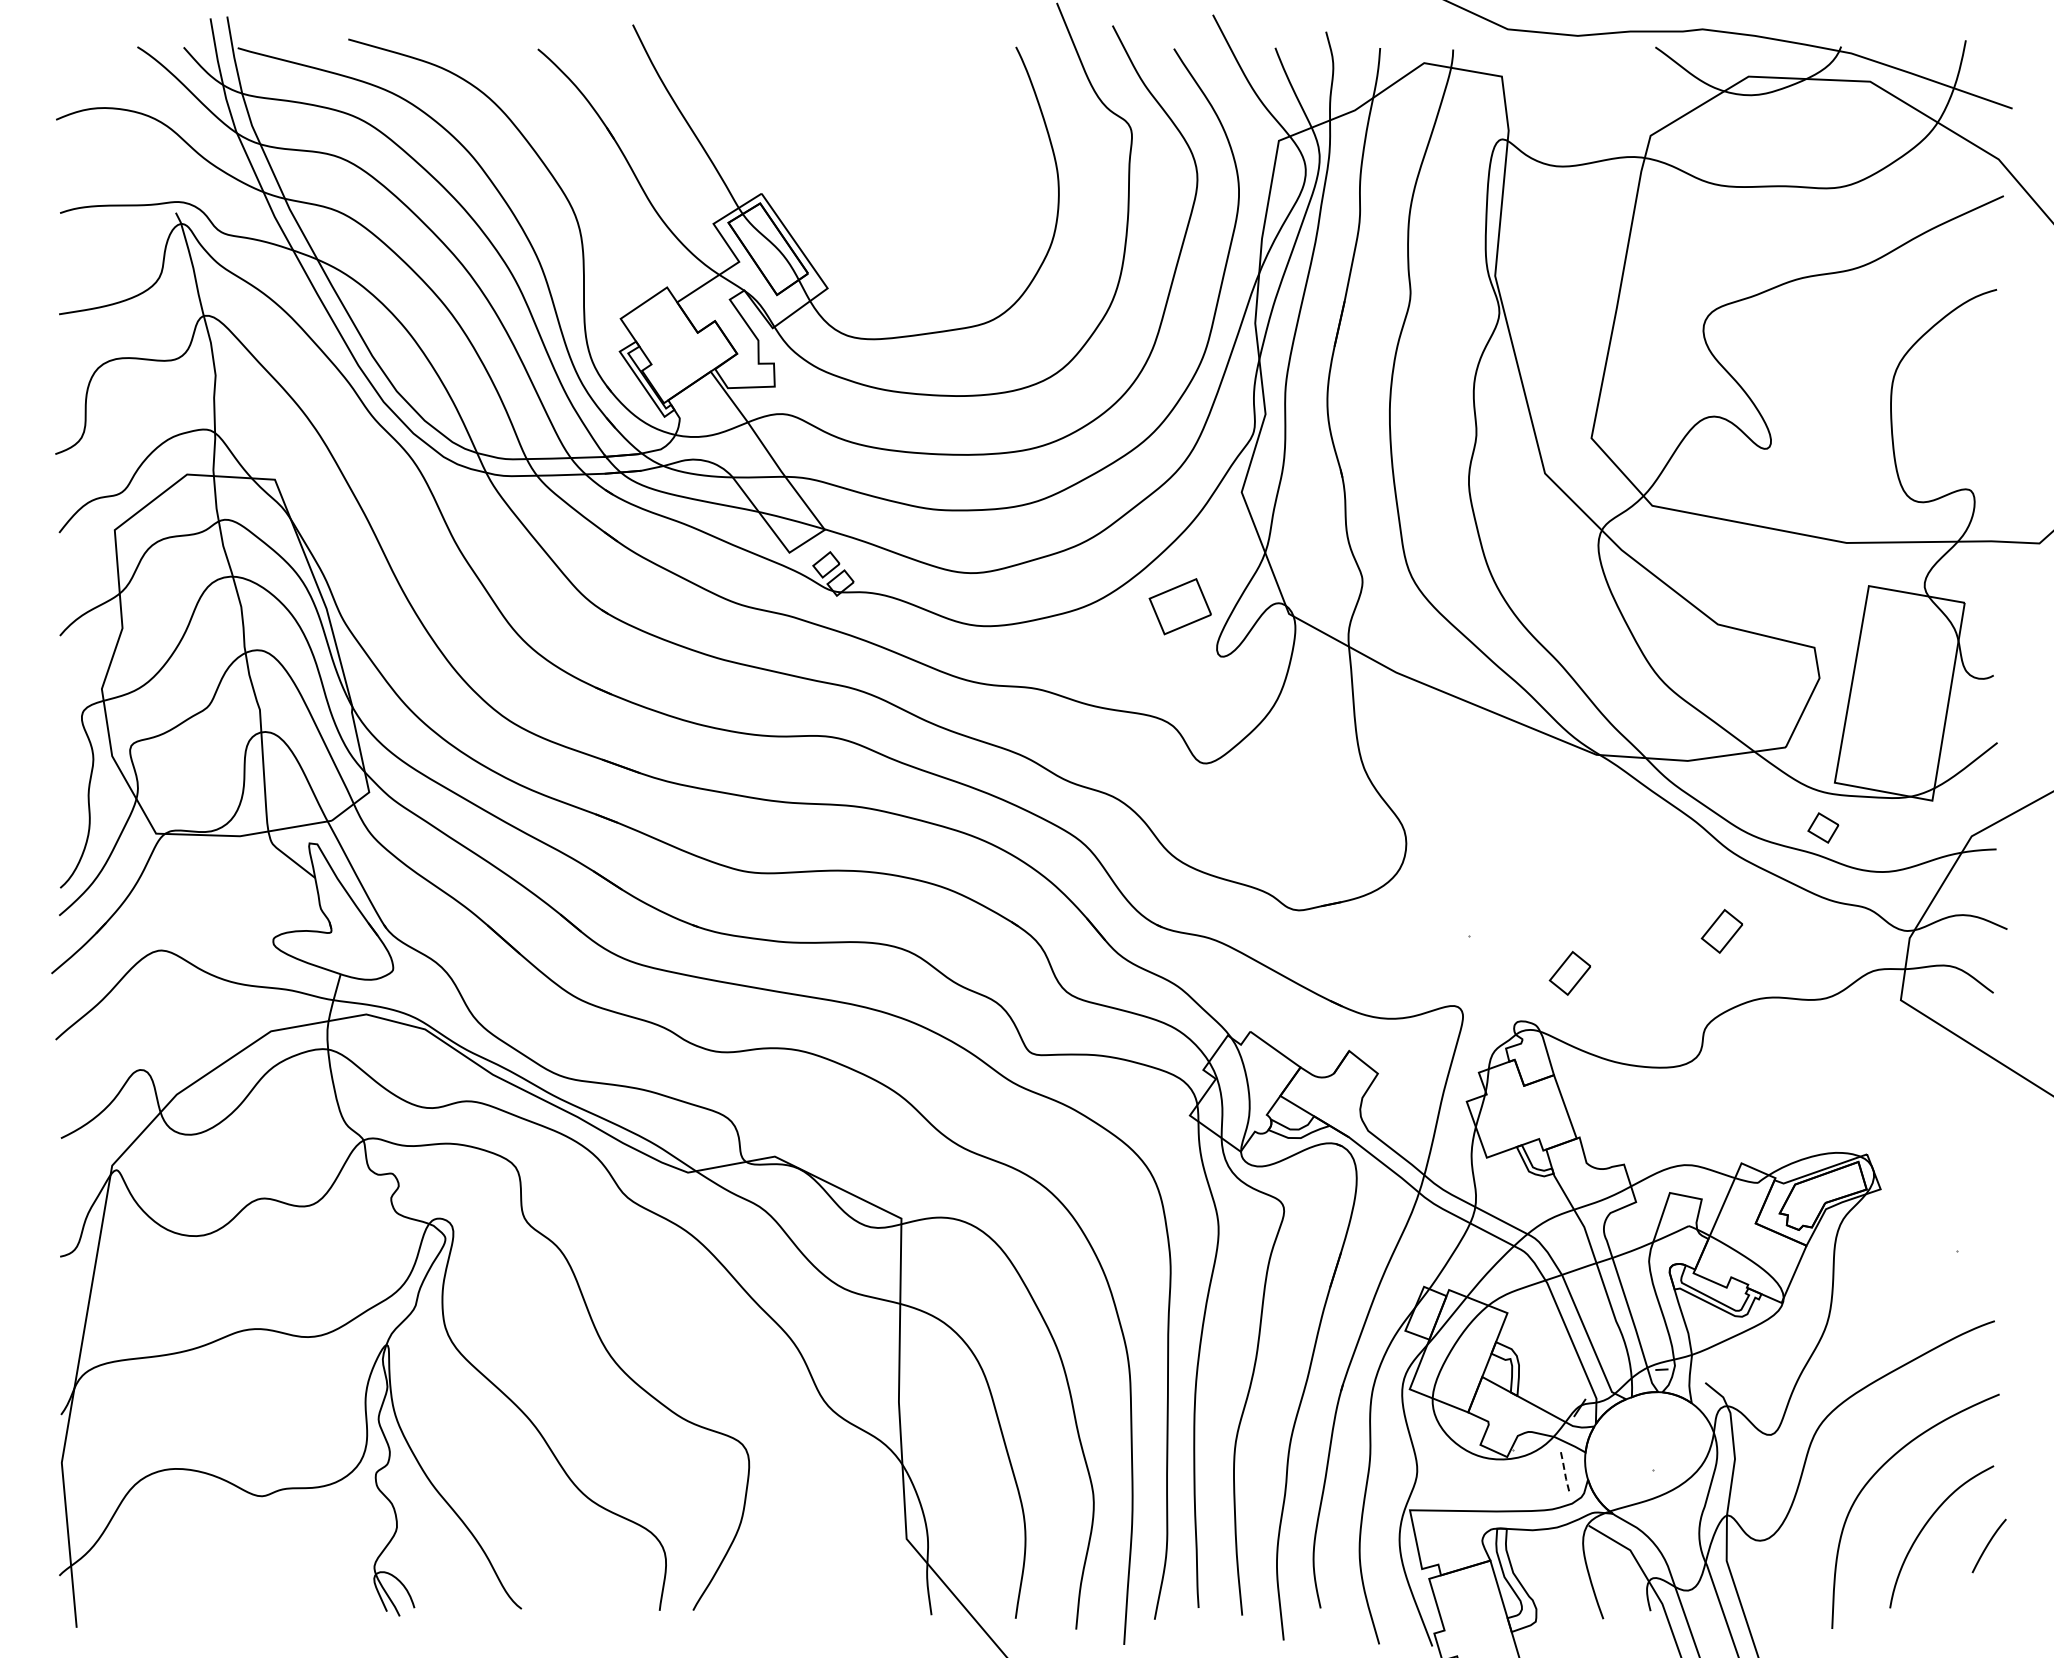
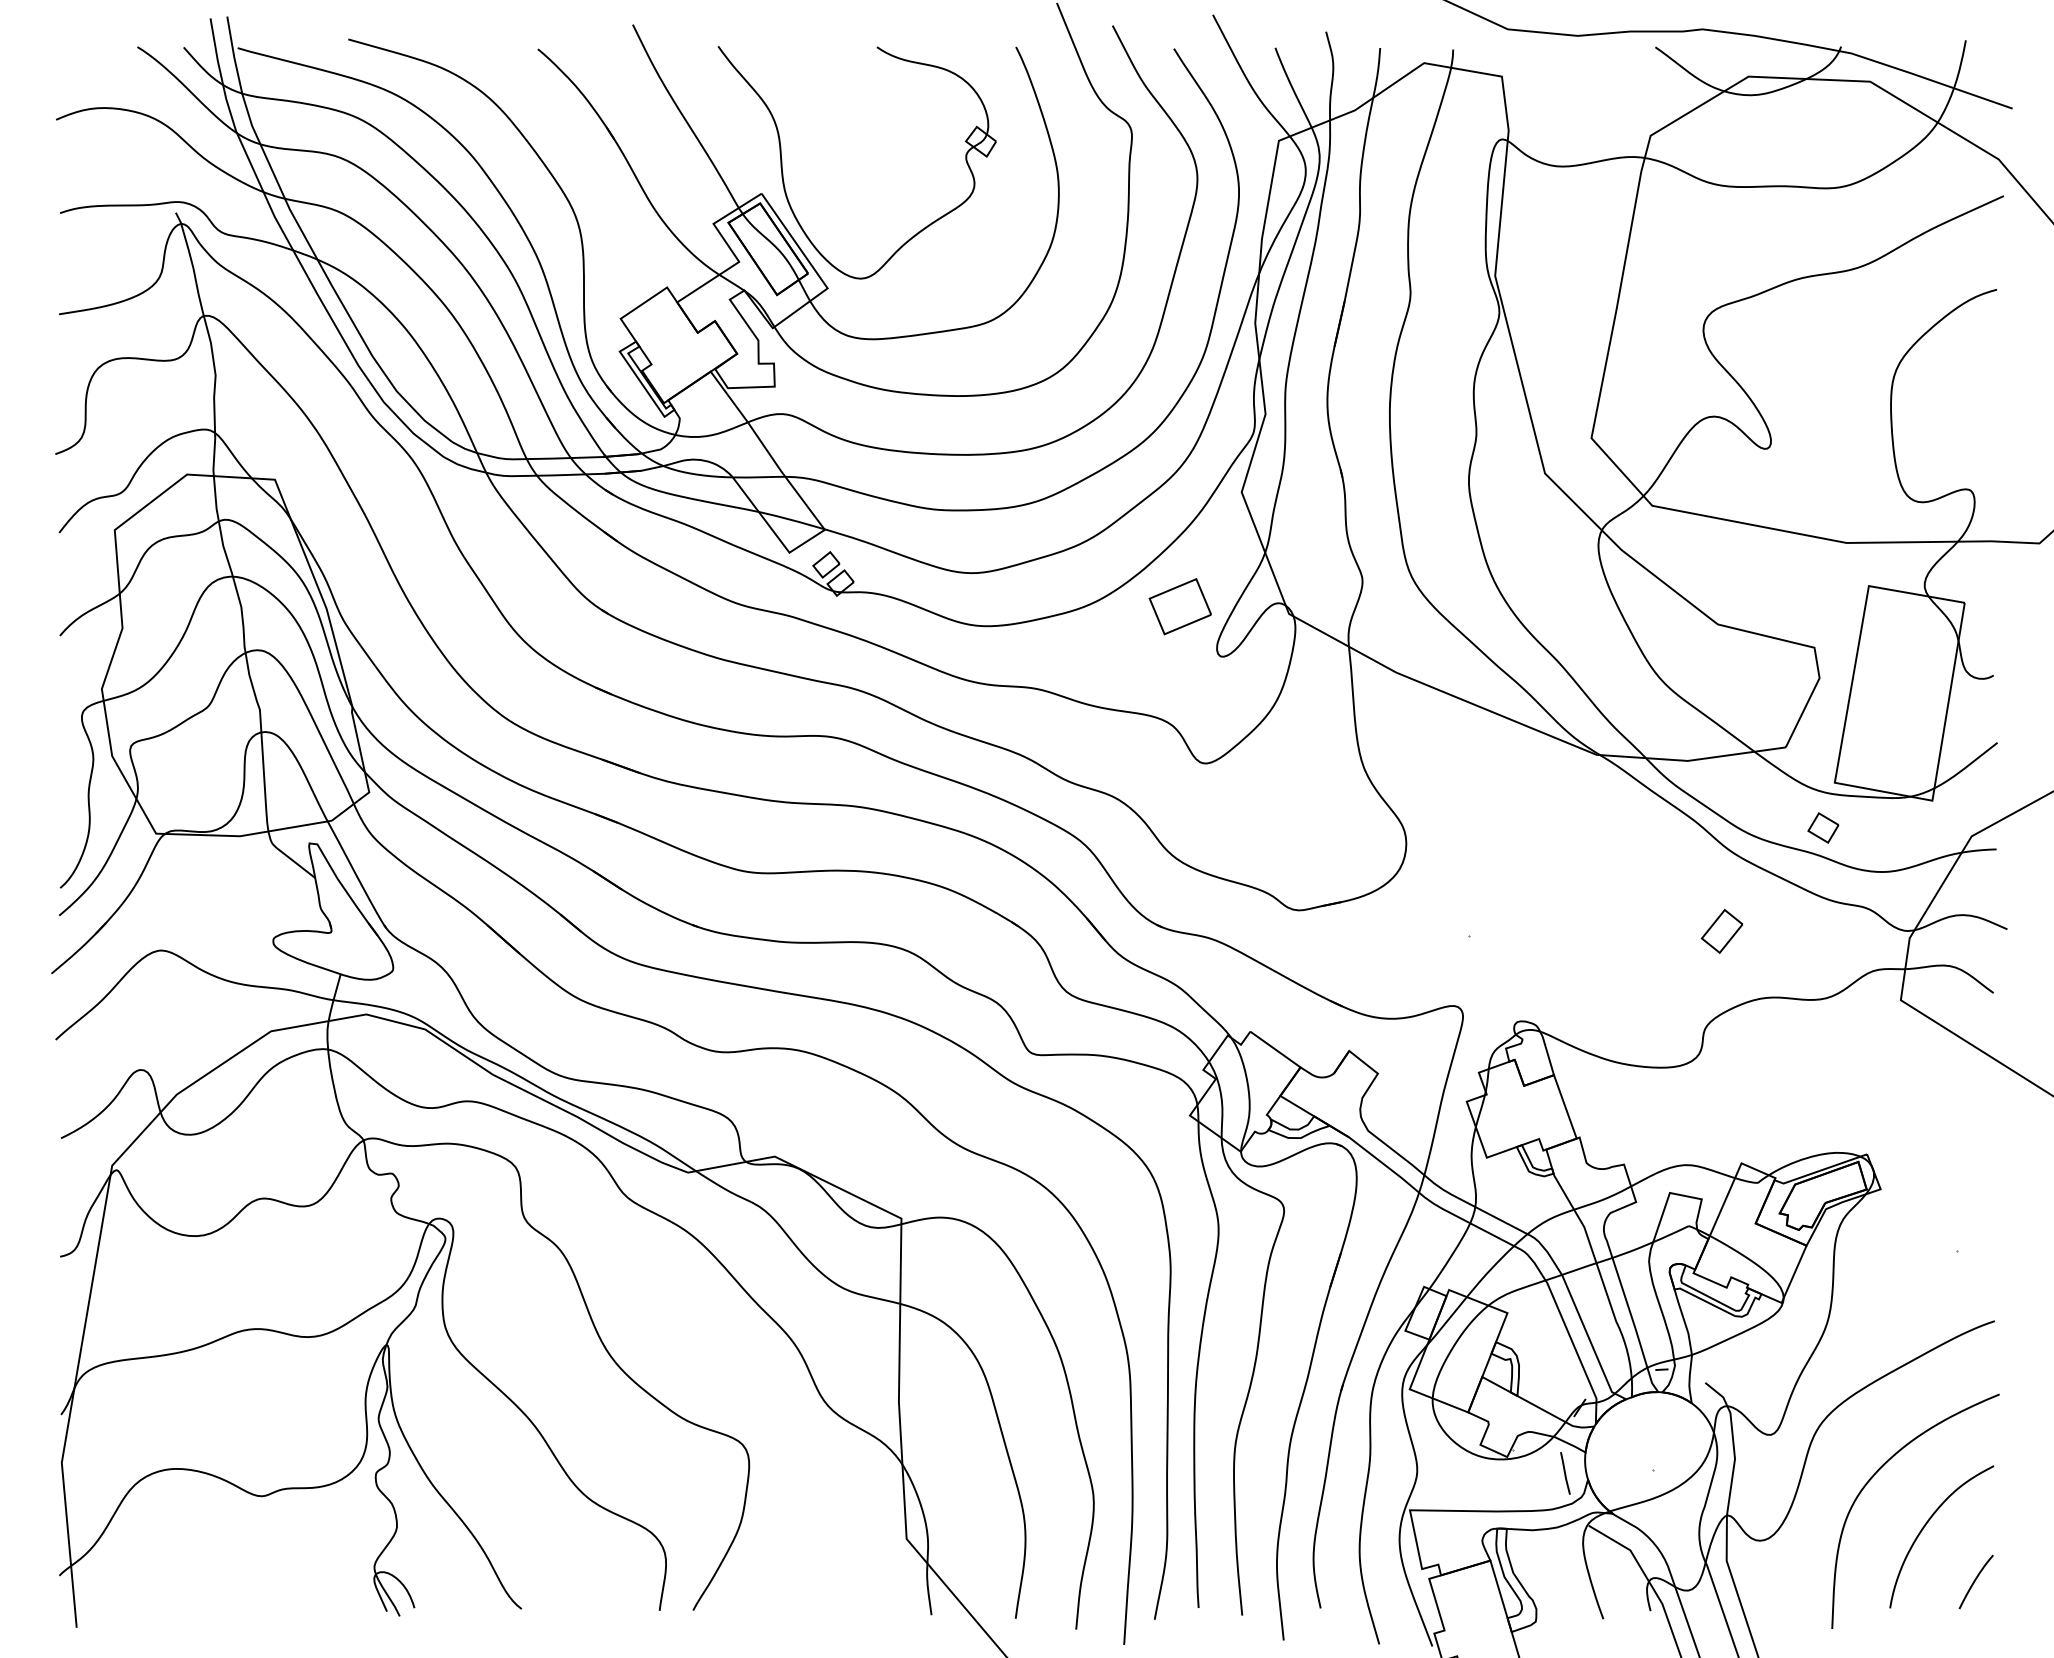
part: none -> present (783, 172)
part: present -> none (1569, 973)
line: dashed -> solid (1565, 1473)
curve position: (1988, 1545) -> (1975, 1581) (1975, 1581)
